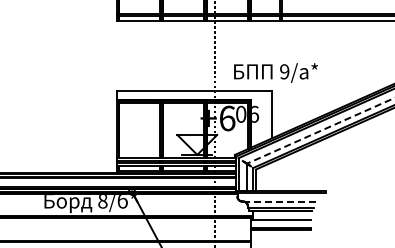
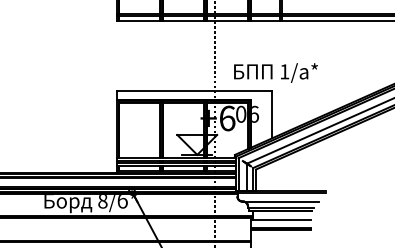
text: 9/a* -> 1/a* (284, 71)
line: dashed -> solid (320, 130)
line: dashed -> solid (281, 201)
